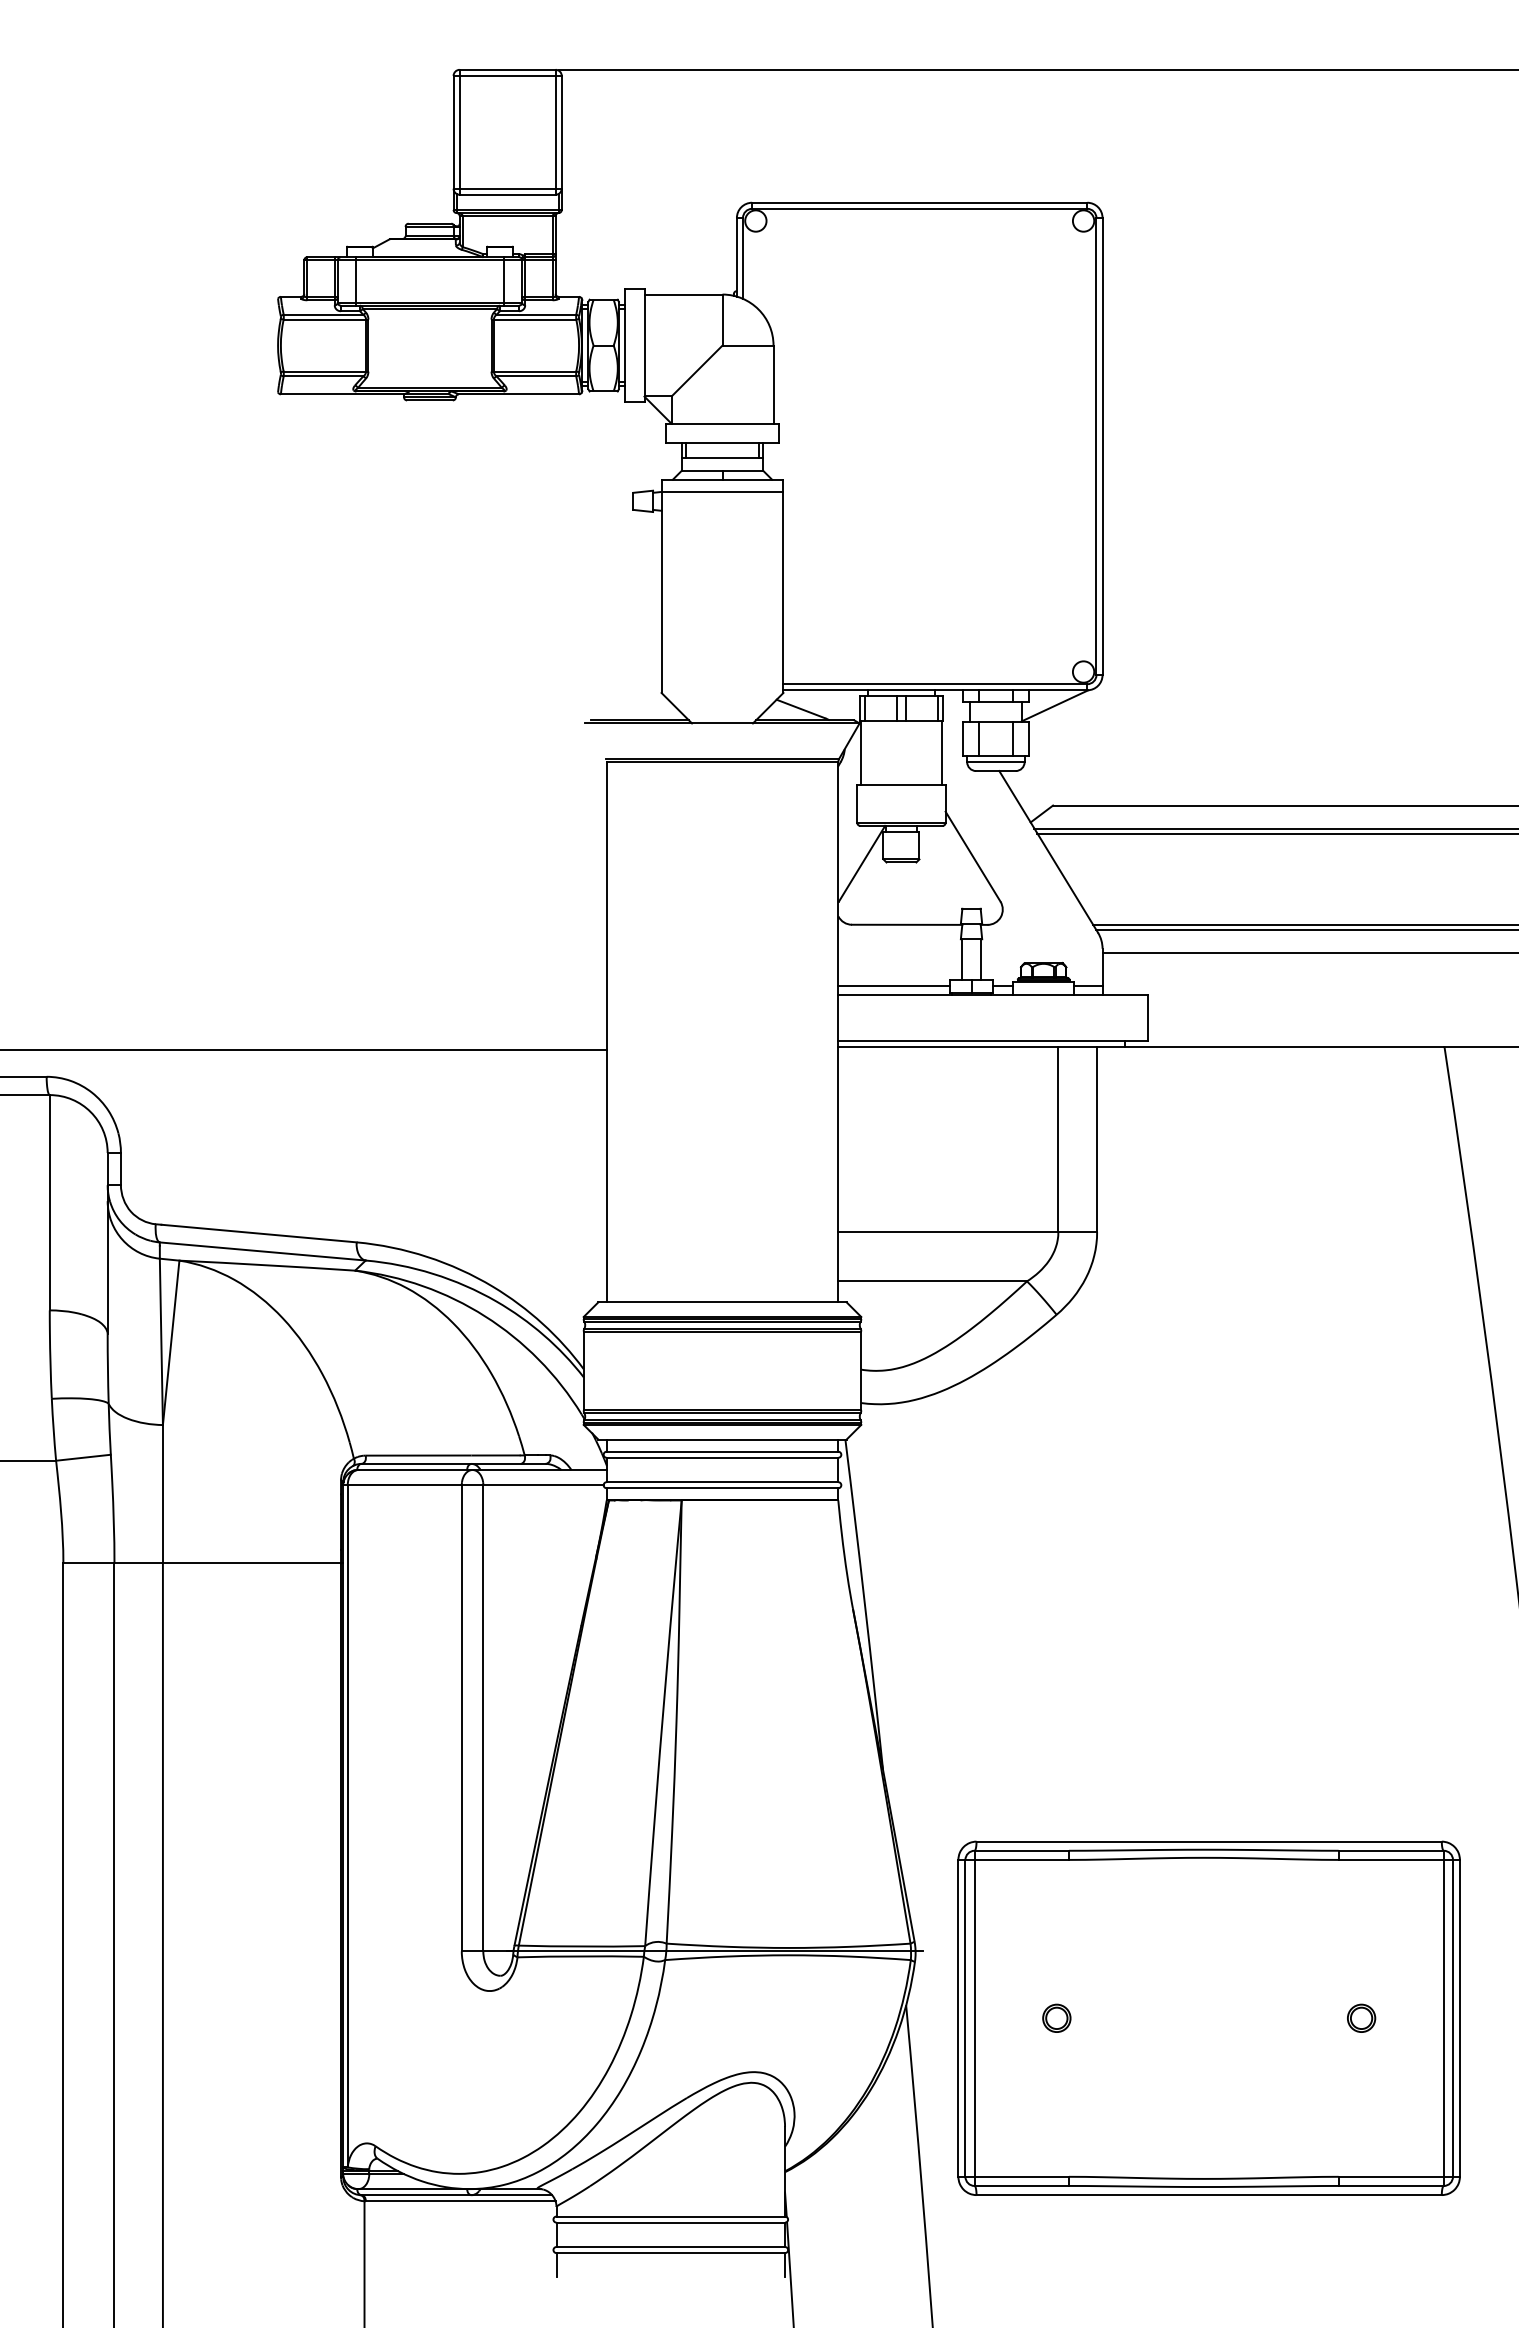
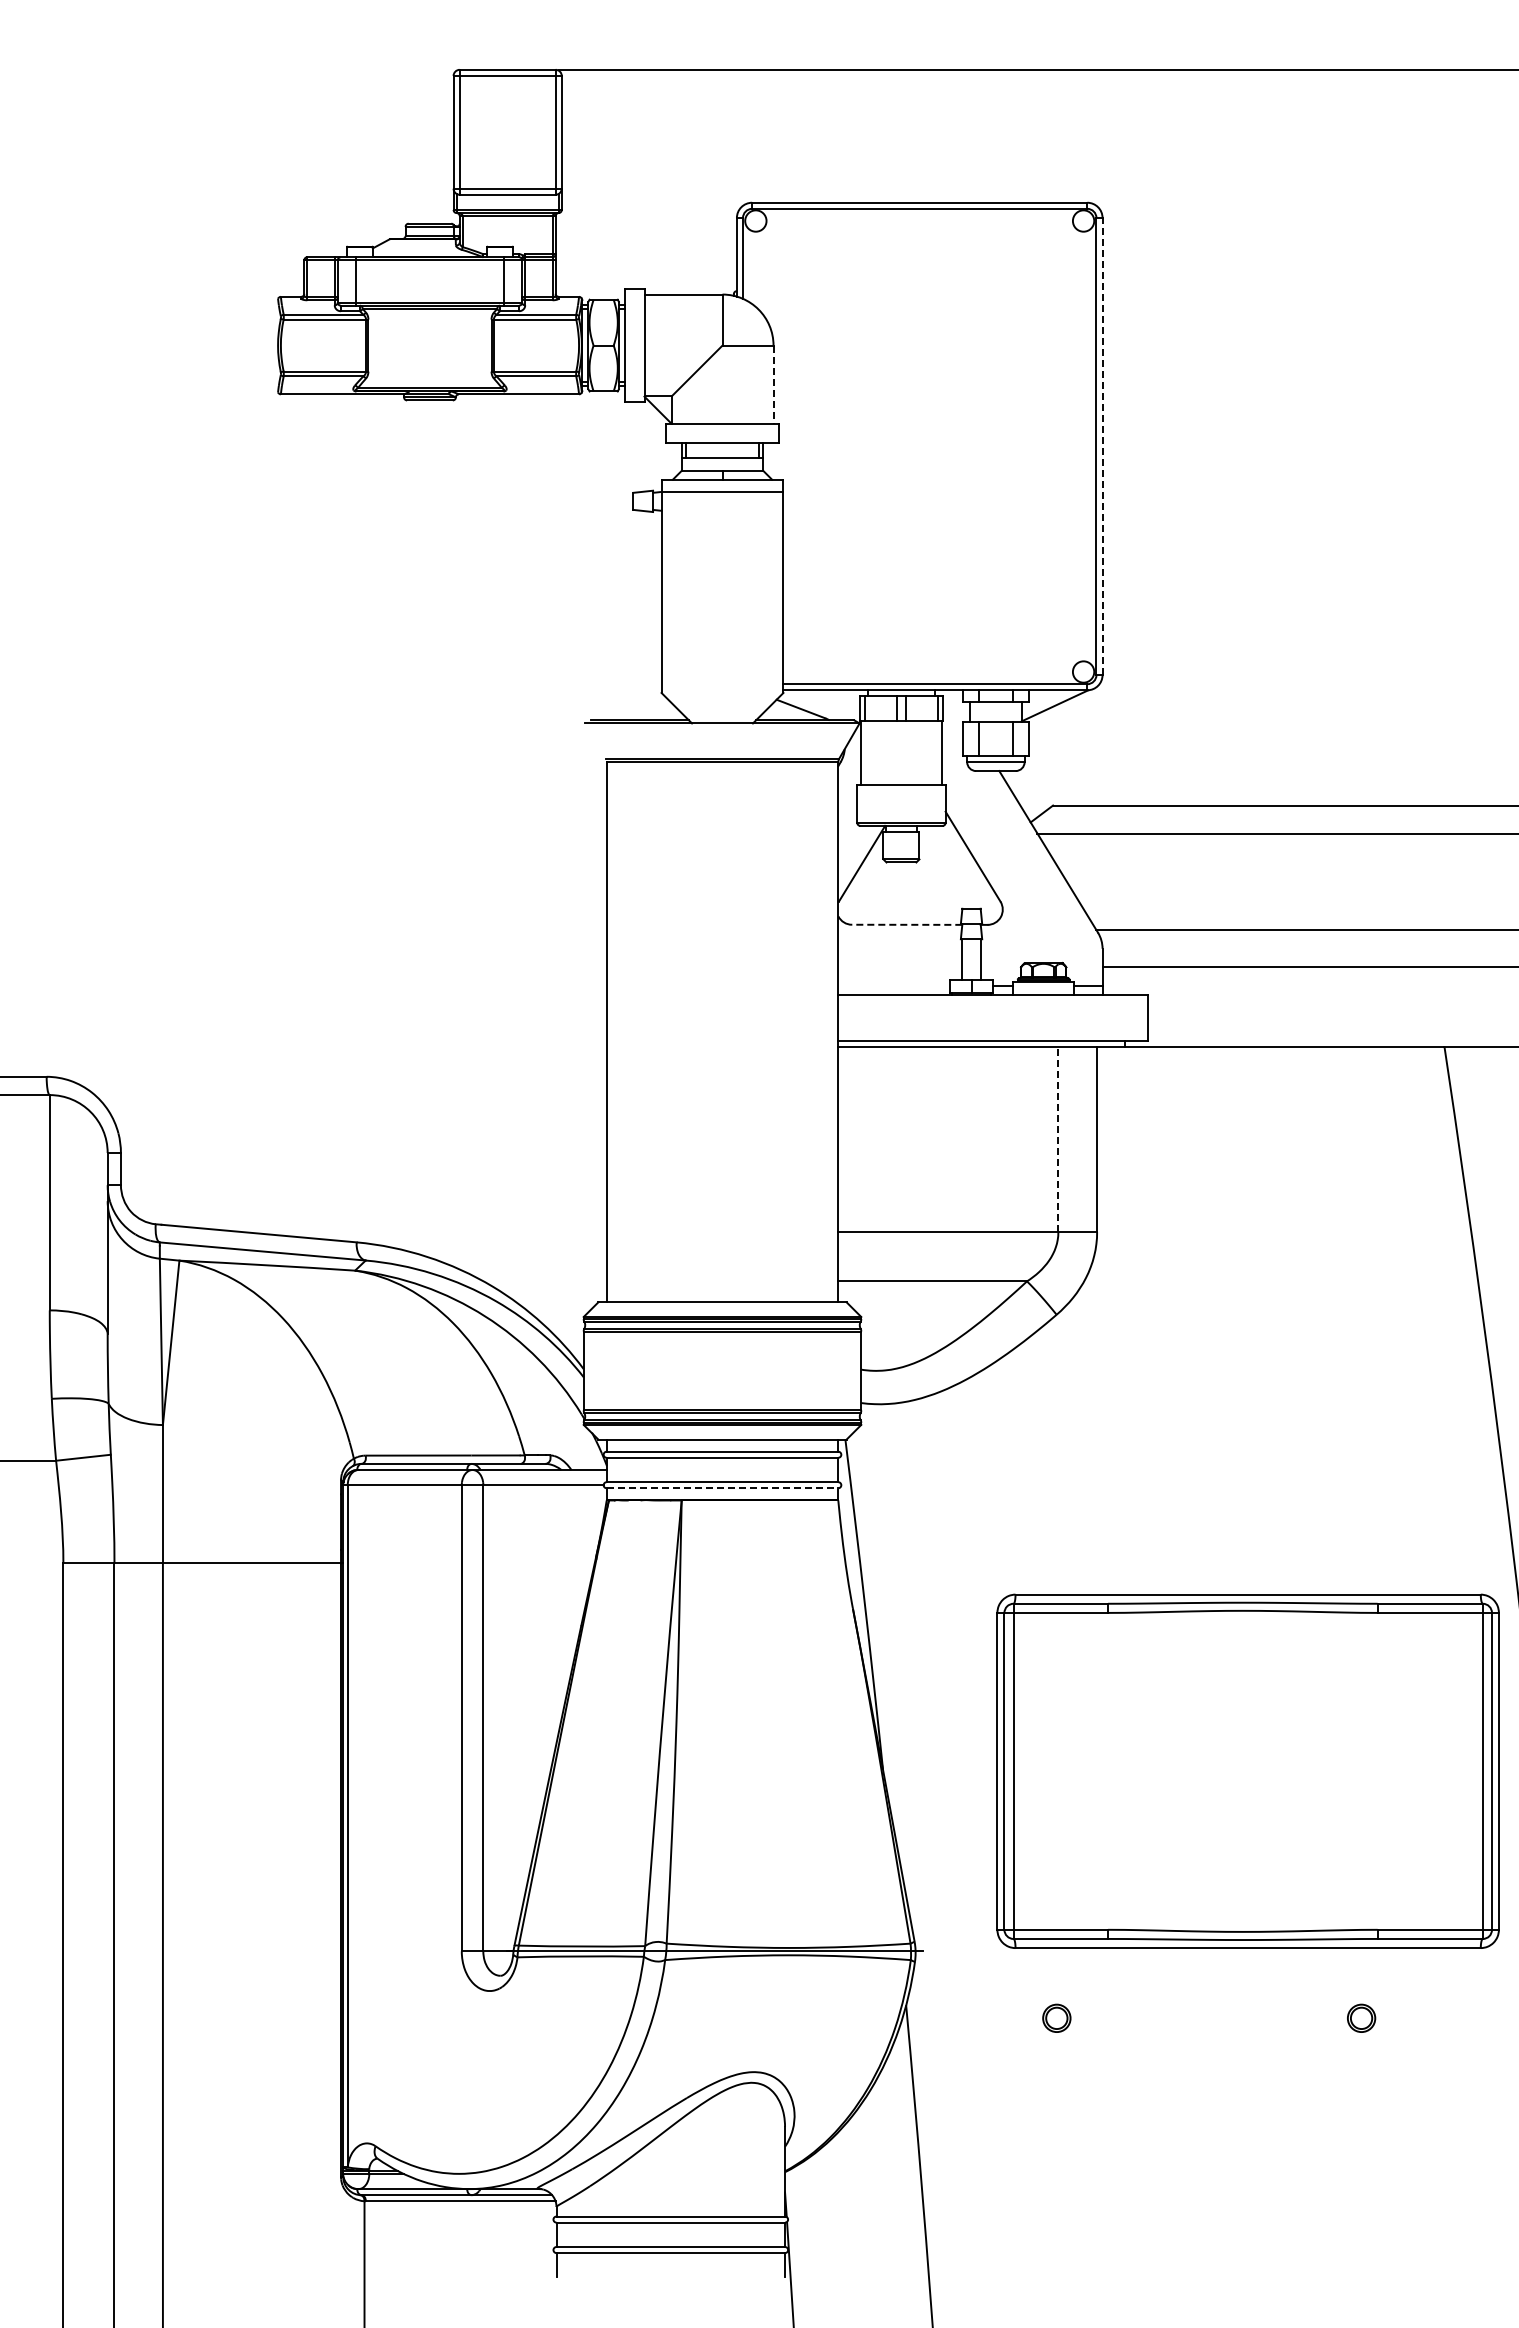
line: solid -> dashed (773, 385)
line: solid -> dashed (1102, 446)
line: present -> none (1274, 828)
line: solid -> dashed (906, 924)
line: present -> none (1304, 924)
line position: (1308, 952) -> (1308, 966) (1308, 966)
line: present -> none (894, 985)
line: present -> none (304, 1050)
line: solid -> dashed (1058, 1139)
line: solid -> dashed (722, 1488)
part position: (1208, 2017) -> (1247, 1770) (1247, 1770)
